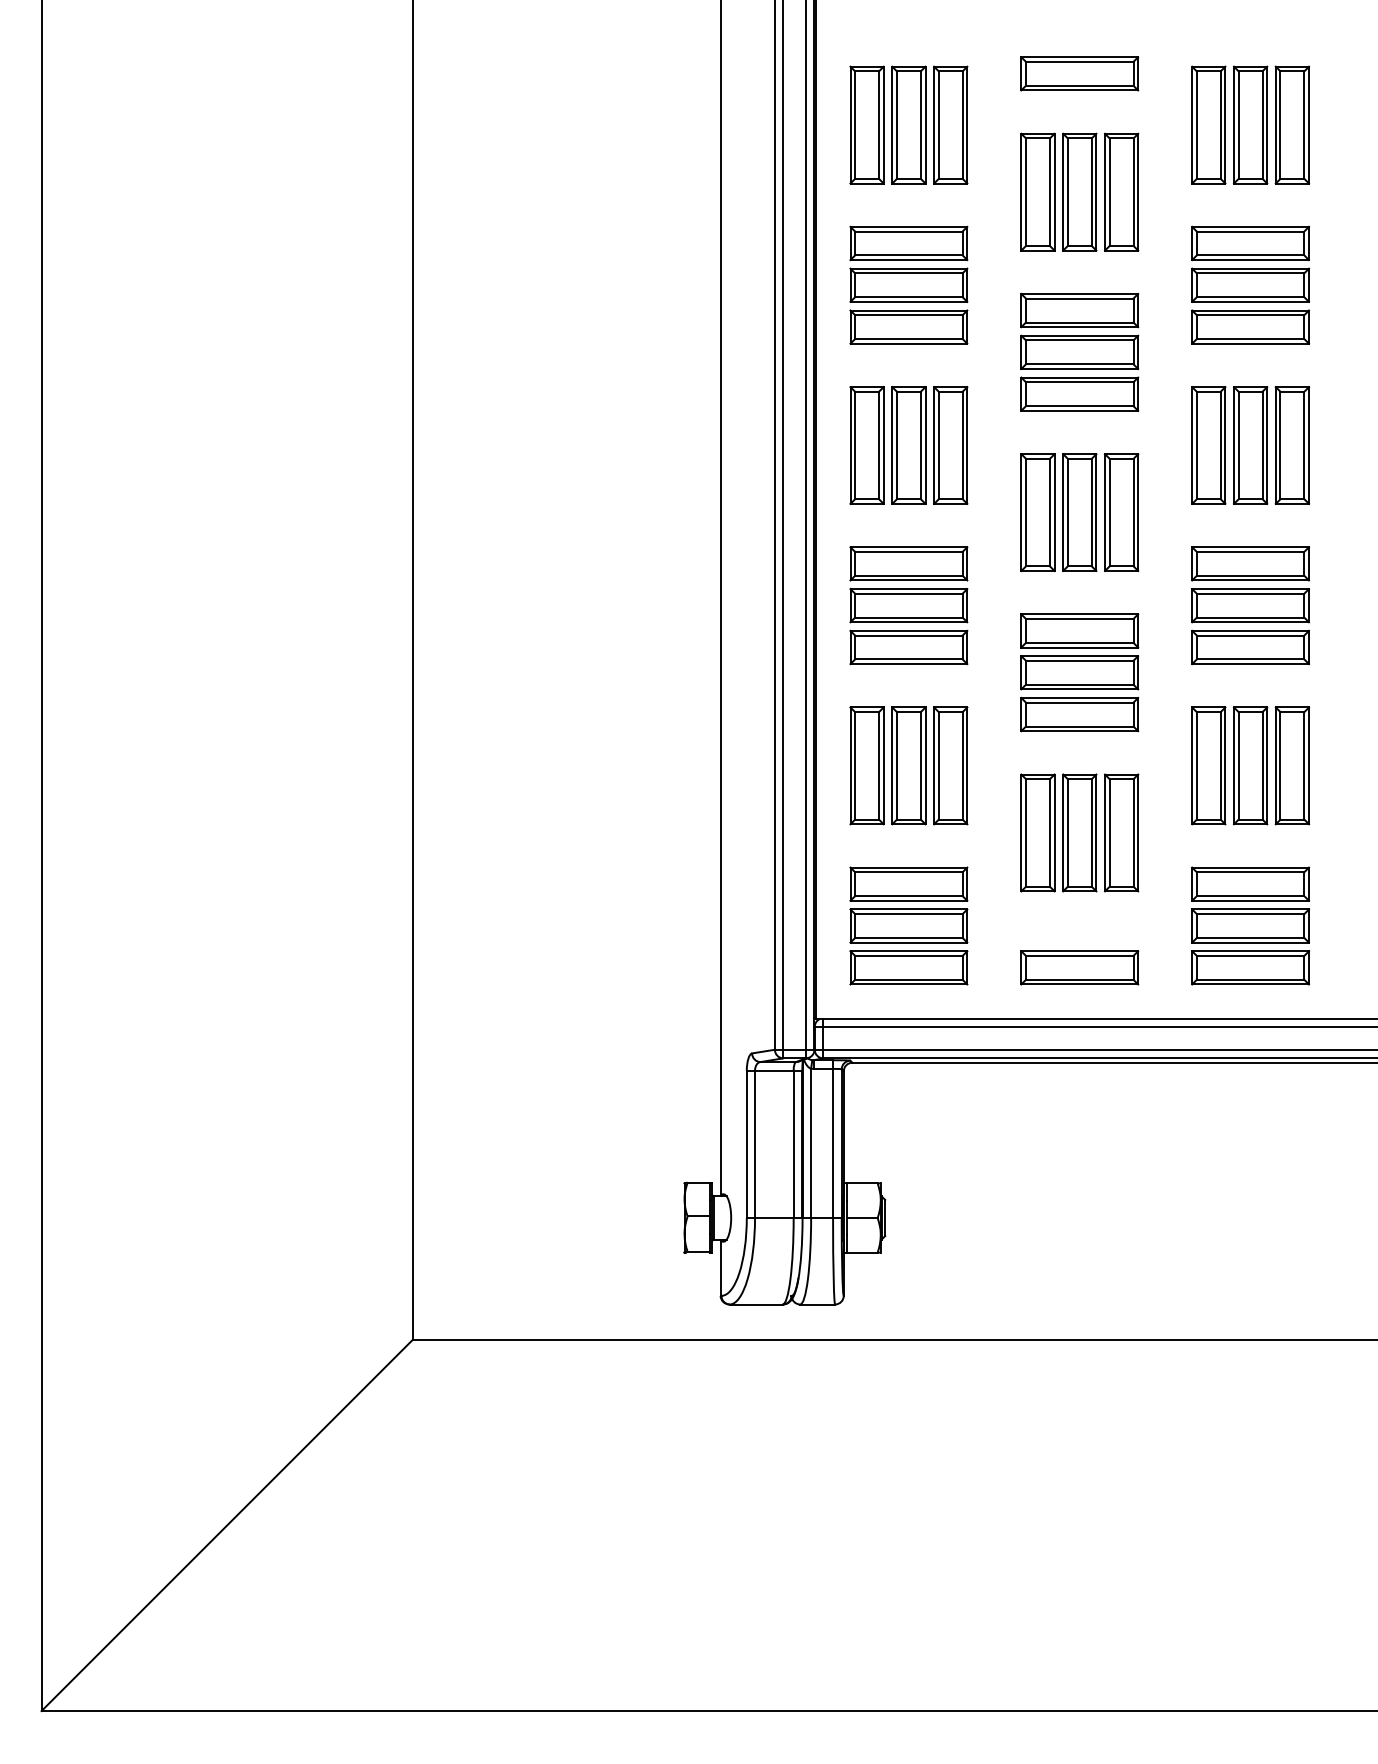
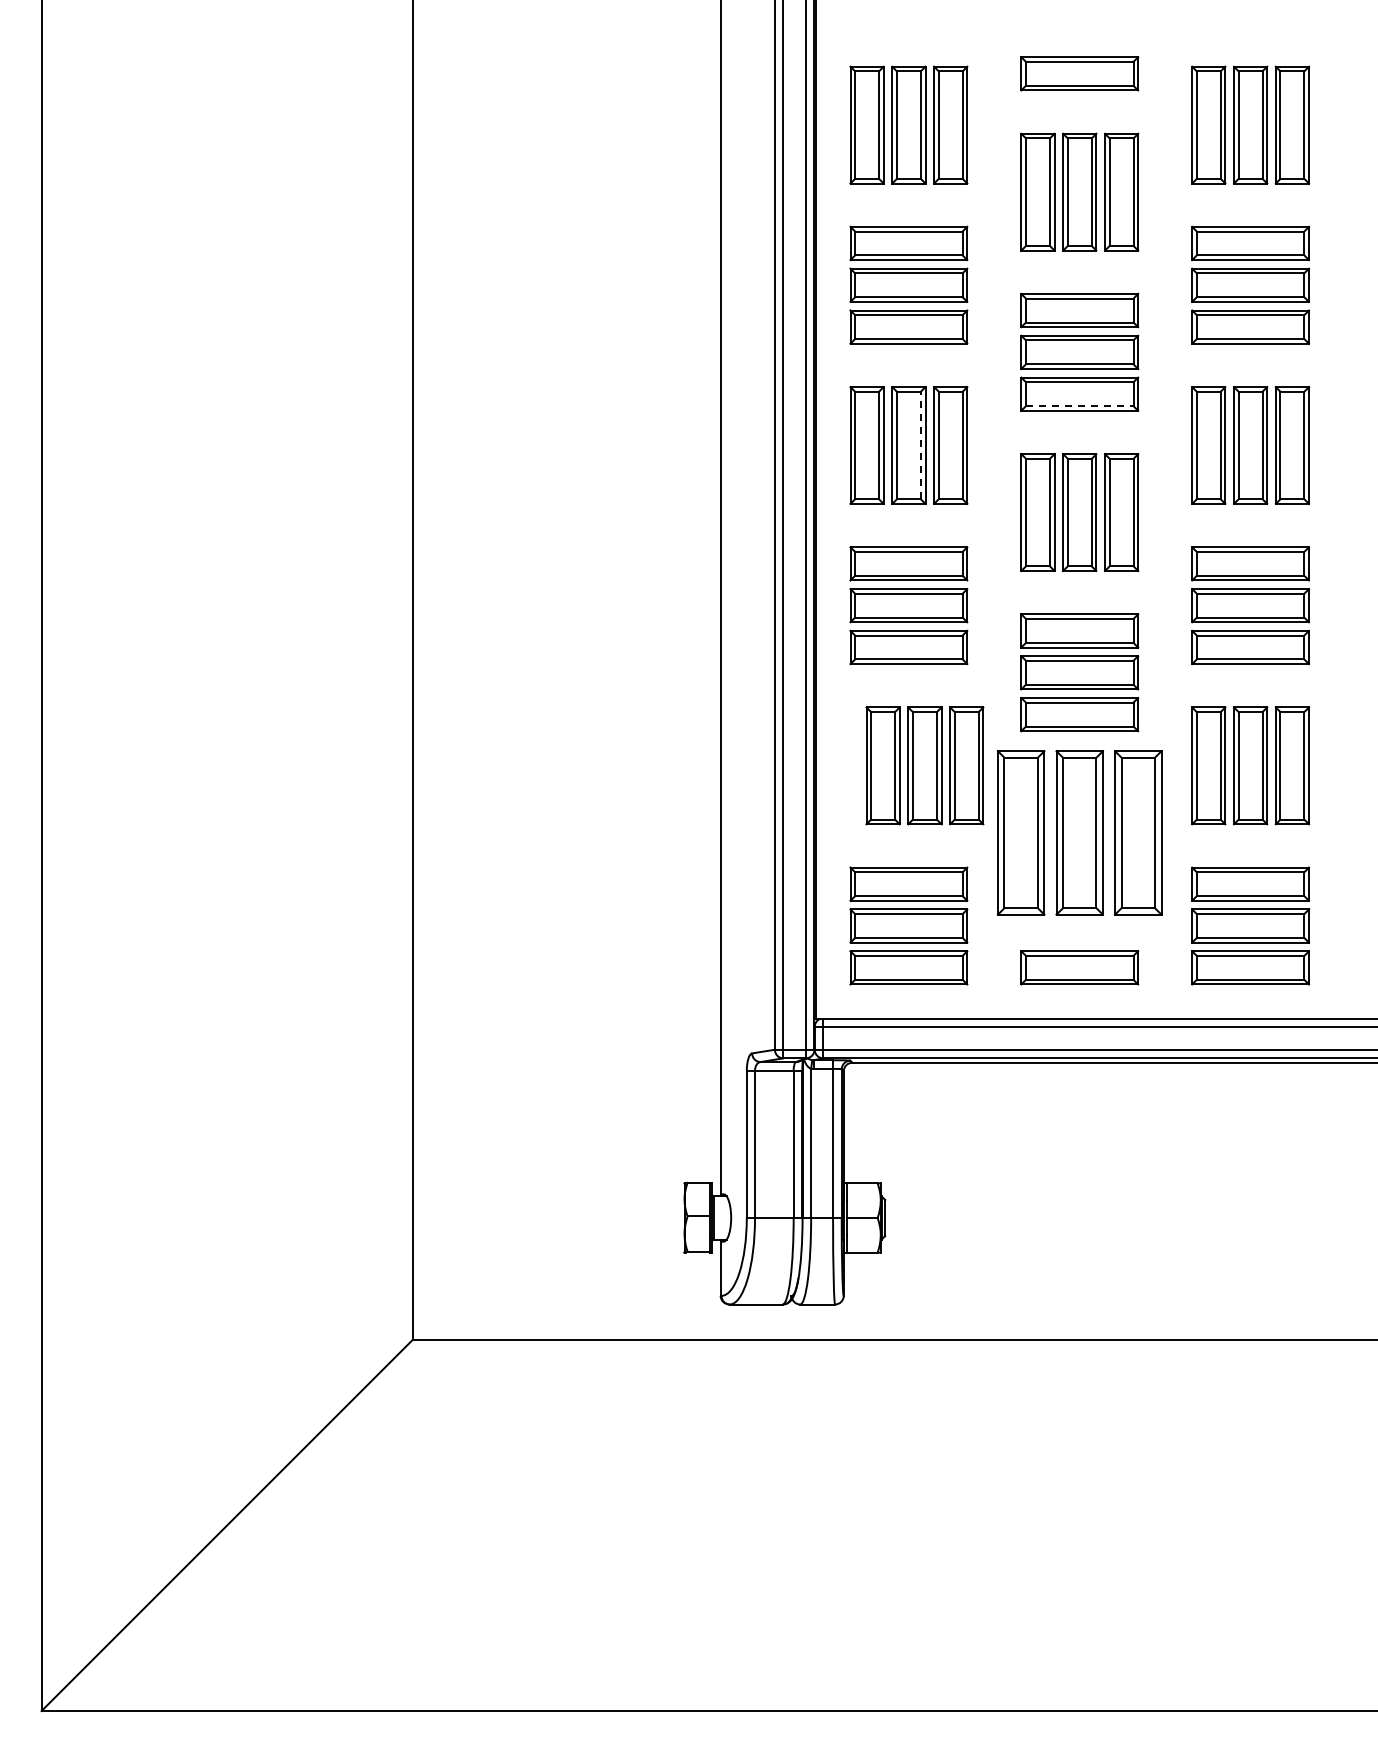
line: solid -> dashed (1079, 406)
line: solid -> dashed (920, 445)
part position: (908, 765) -> (924, 765) (924, 765)
part size: 120x120 px -> 167x166 px (1079, 832)
